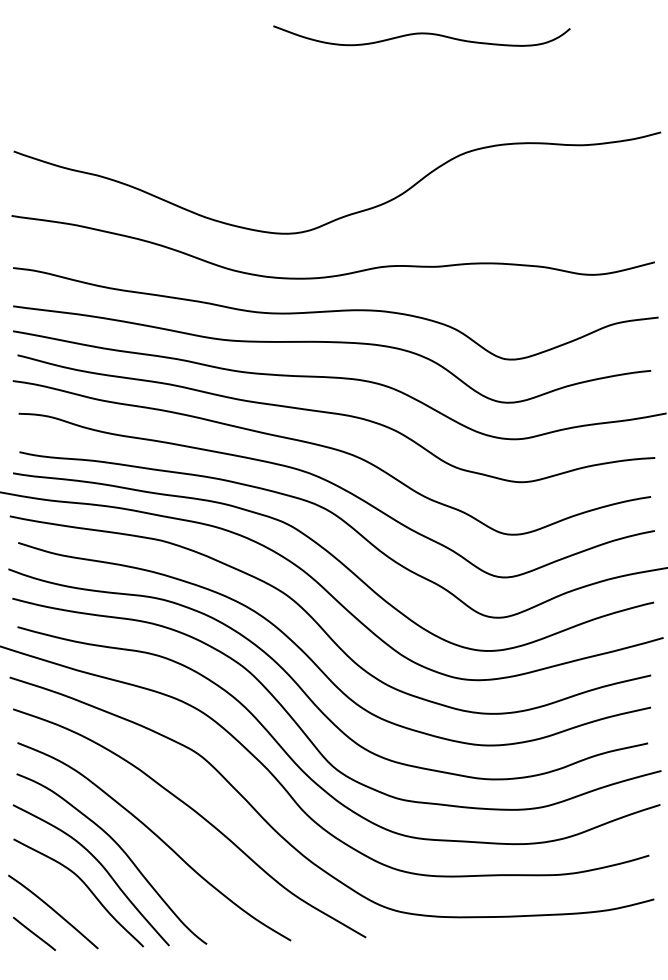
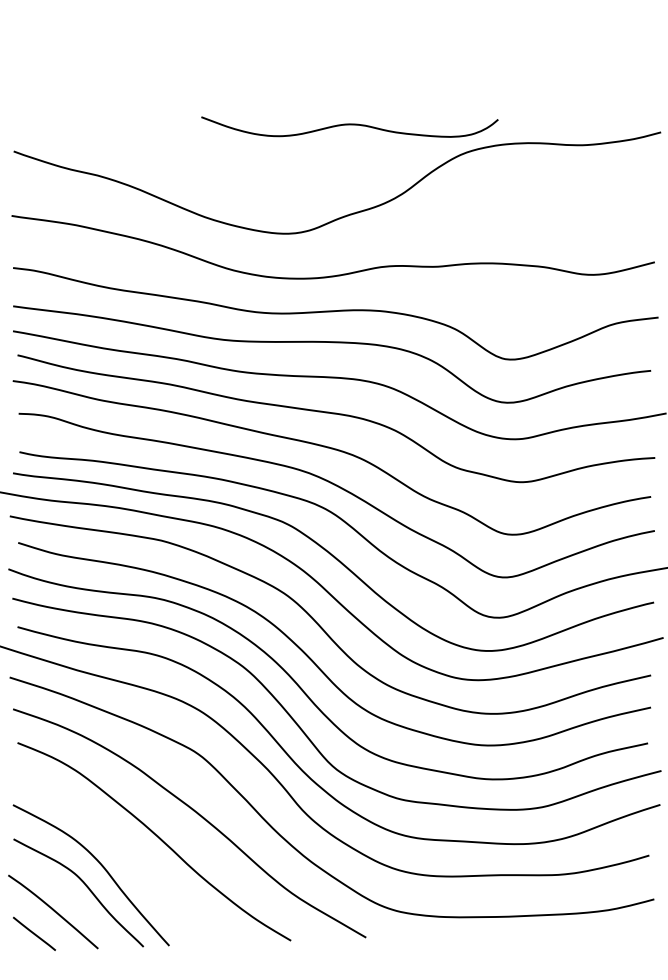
curve position: (421, 34) -> (349, 125) (349, 125)
curve: present -> none (120, 849)
